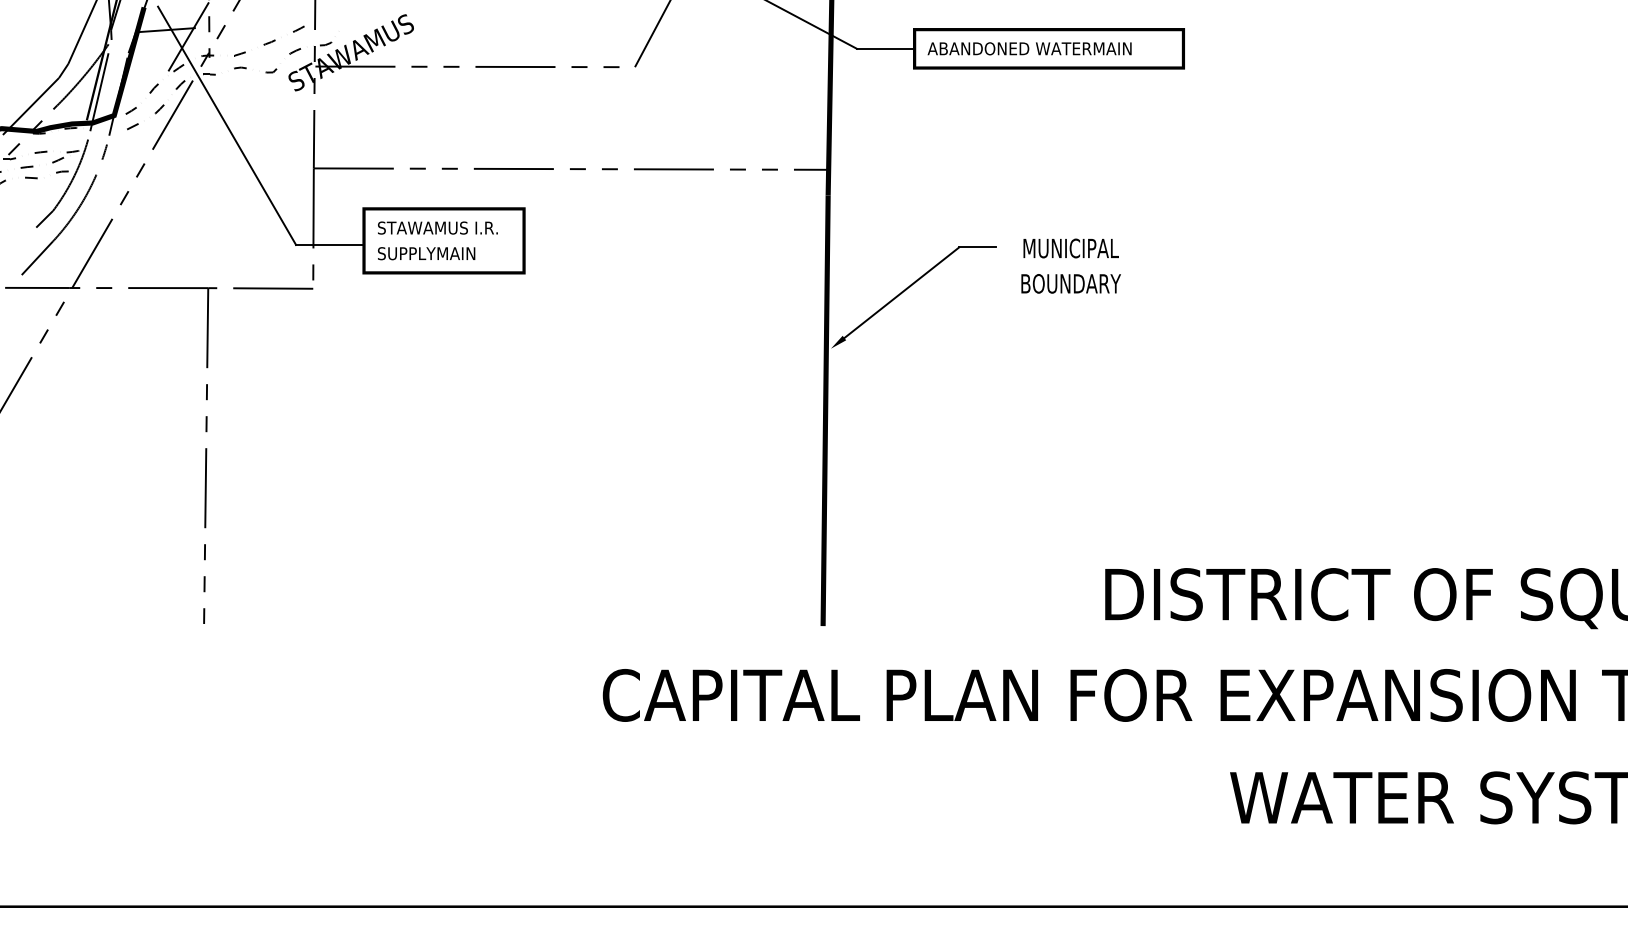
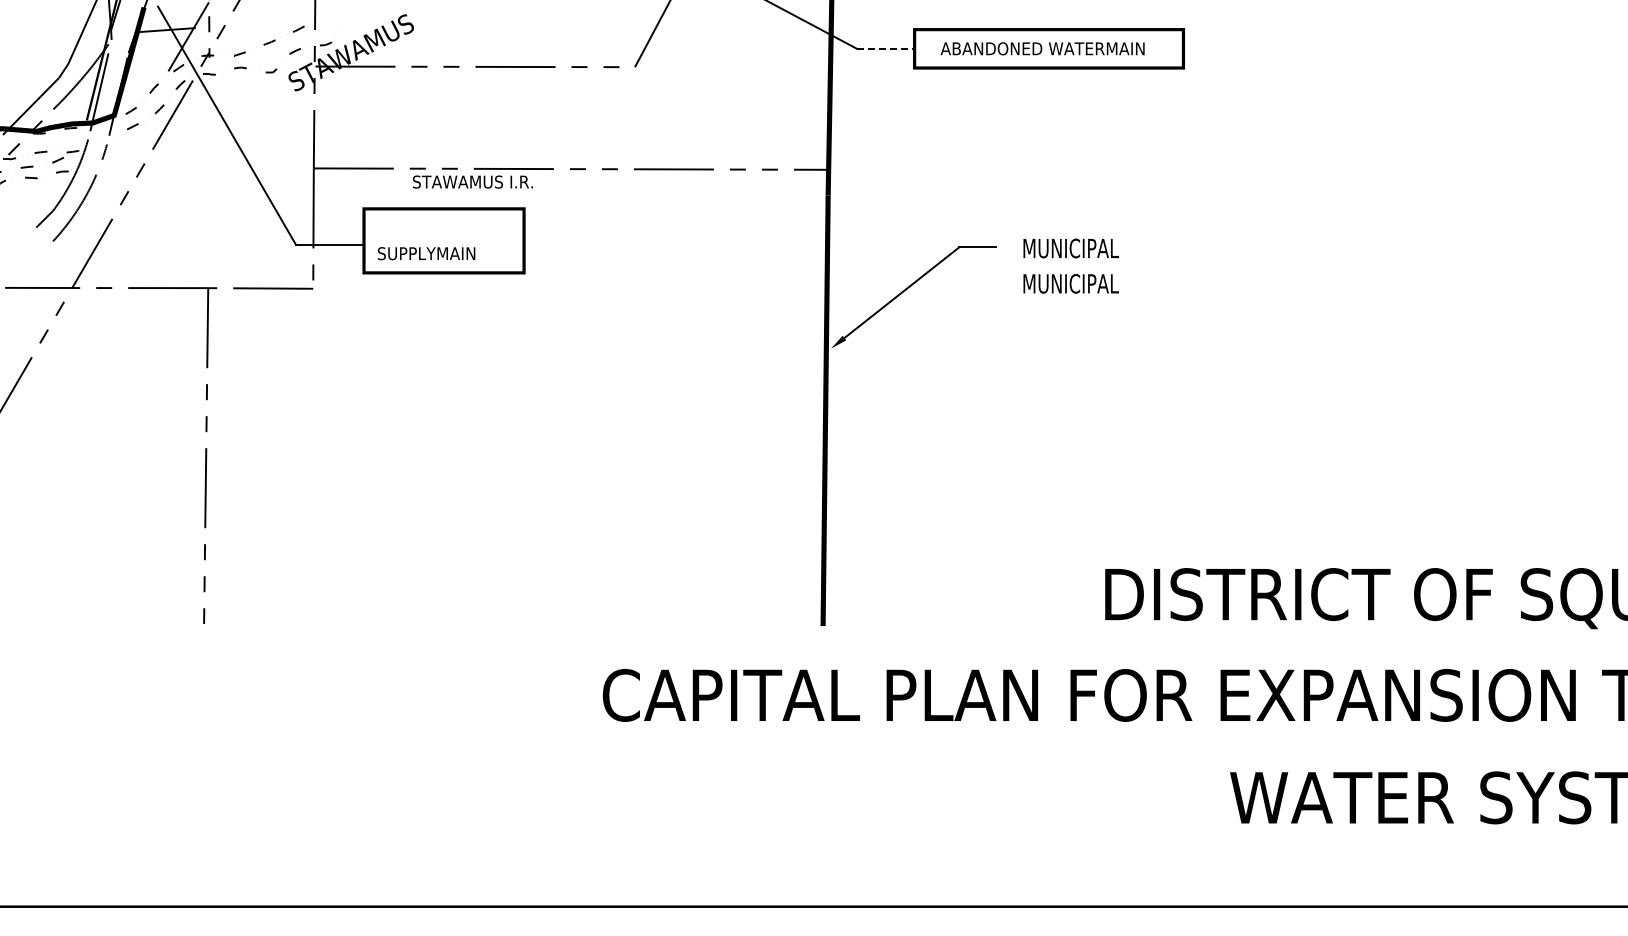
line: solid -> dashed (885, 48)
text position: (1029, 48) -> (1042, 48) (1042, 48)
text position: (437, 227) -> (472, 181) (472, 181)
line: present -> none (37, 258)
text: BOUNDARY -> MUNICIPAL (1070, 283)
